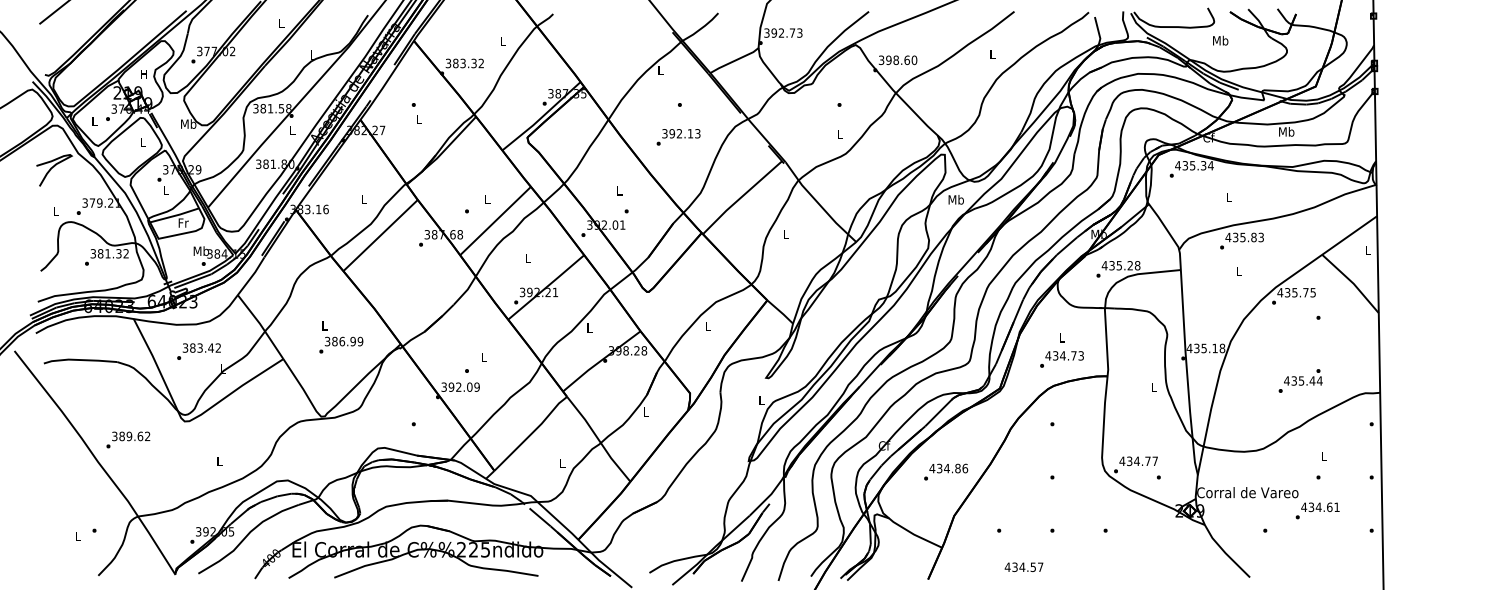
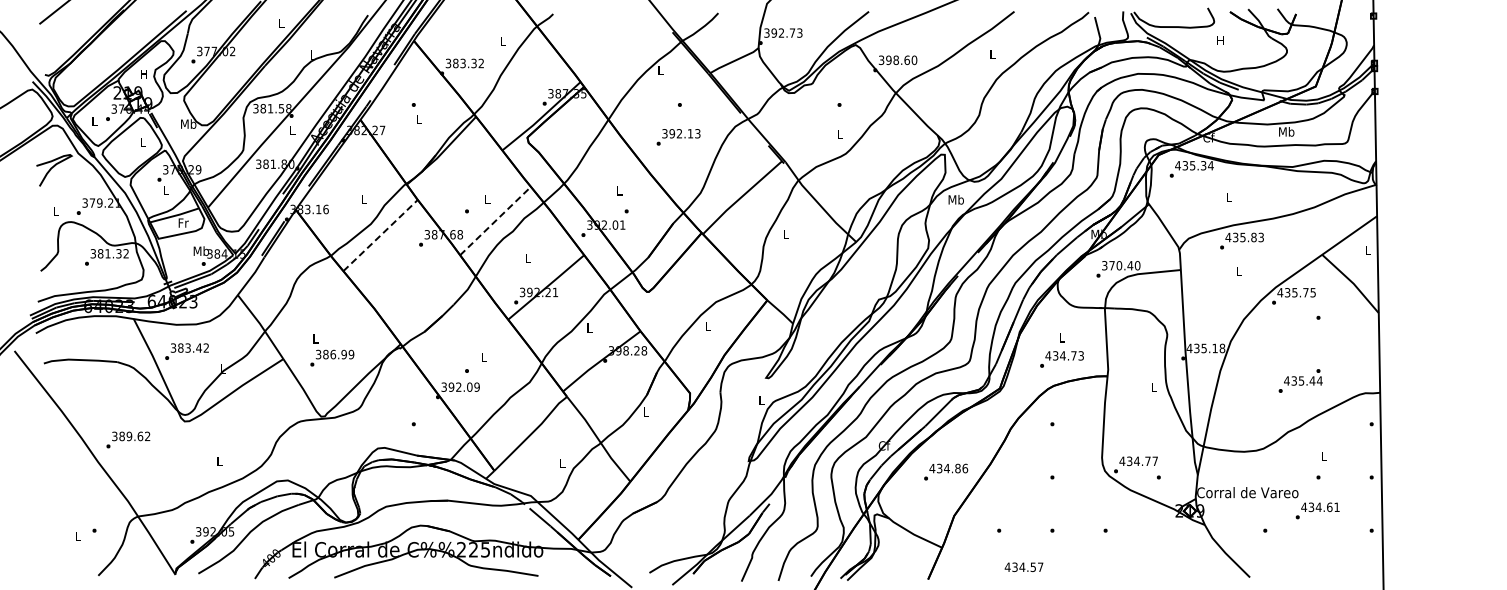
text: Mb -> H (1220, 40)
line: solid -> dashed (495, 220)
line: solid -> dashed (380, 235)
text: 435.28 -> 370.40 (1120, 265)
text position: (341, 337) -> (332, 350) (332, 350)
text position: (198, 351) -> (186, 351) (186, 351)
